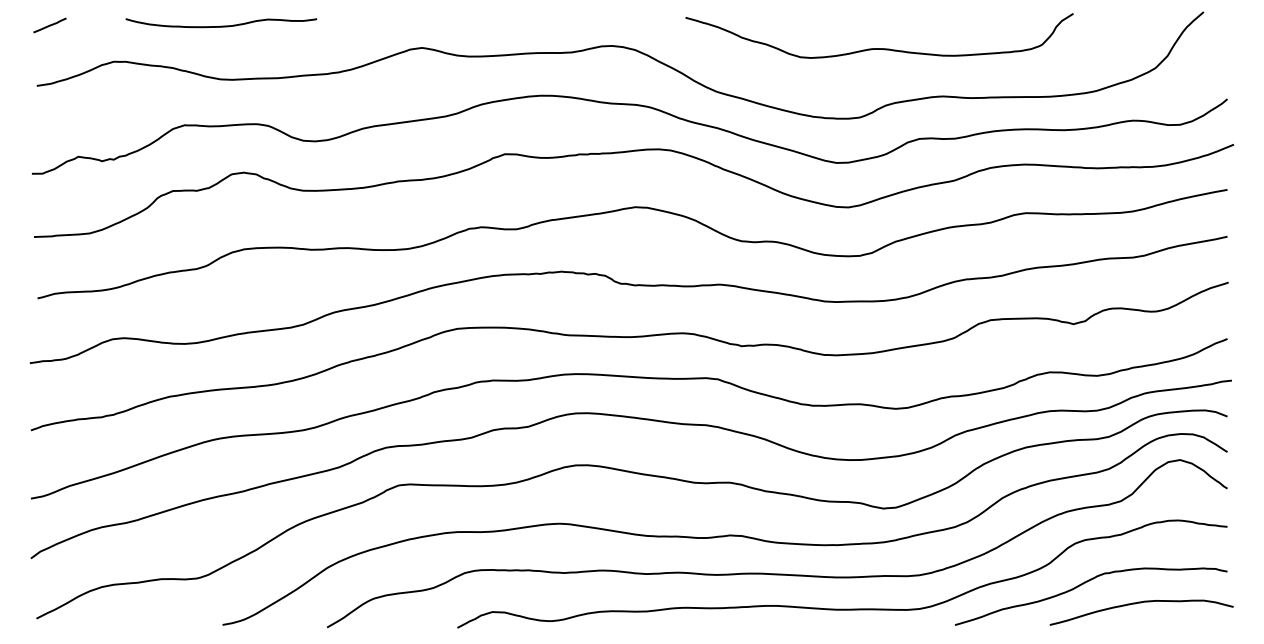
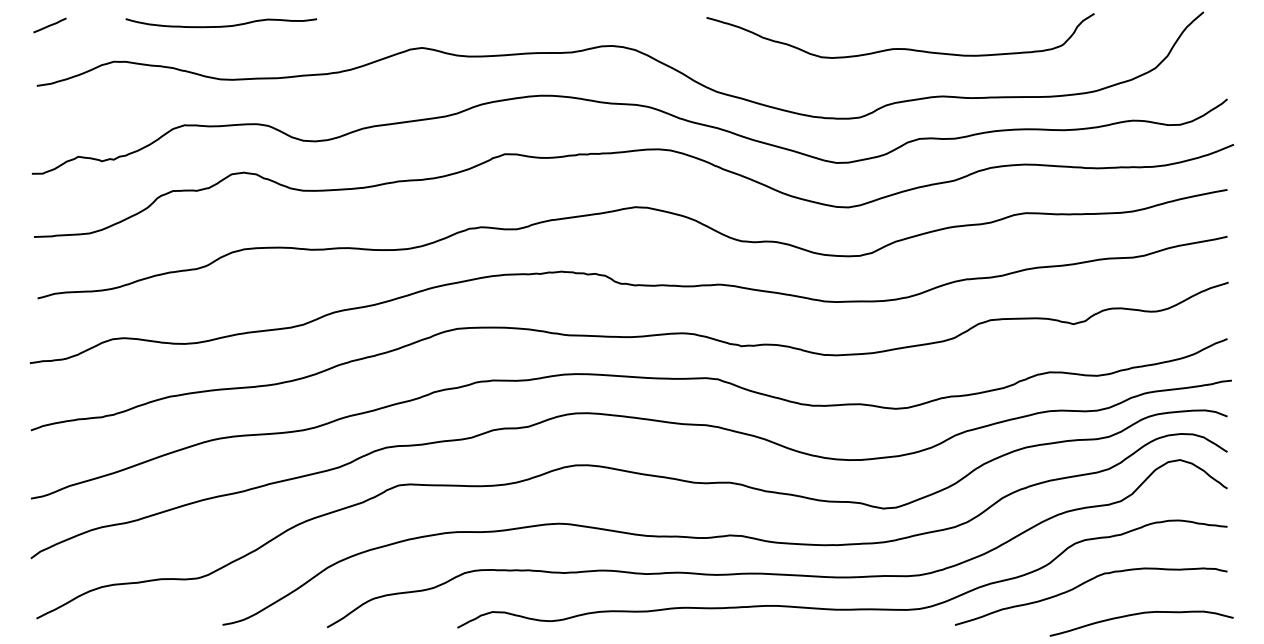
curve position: (879, 48) -> (900, 48) (900, 48)
curve position: (1141, 603) -> (1141, 614) (1141, 614)
